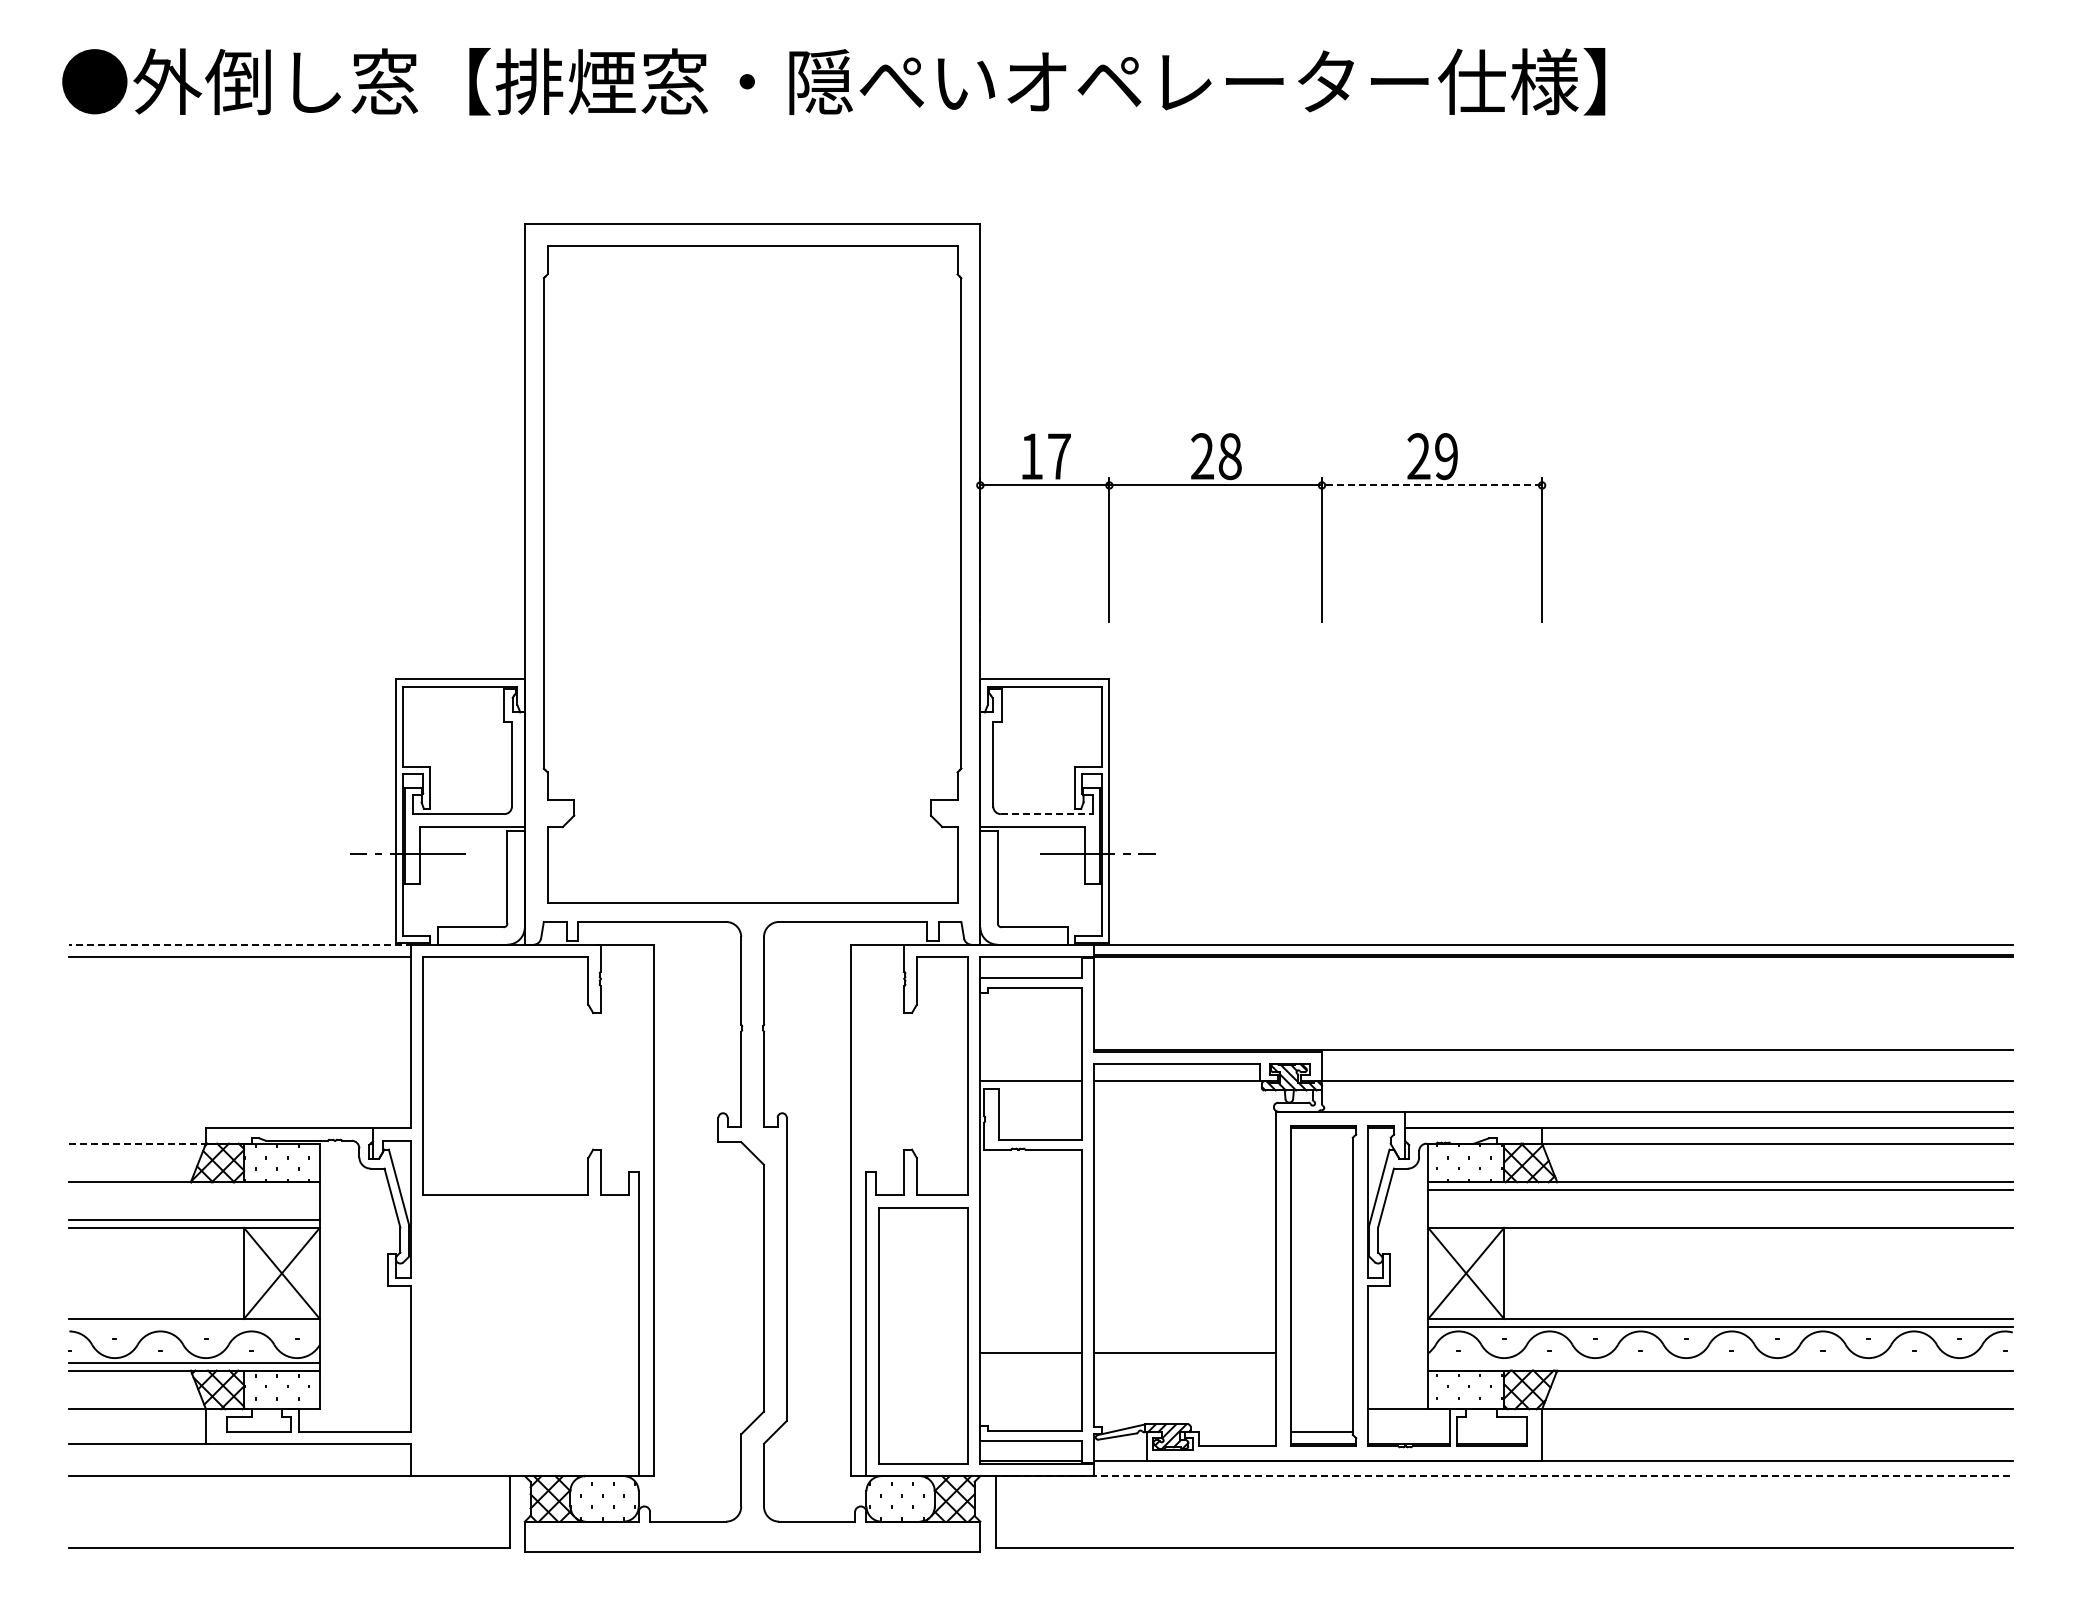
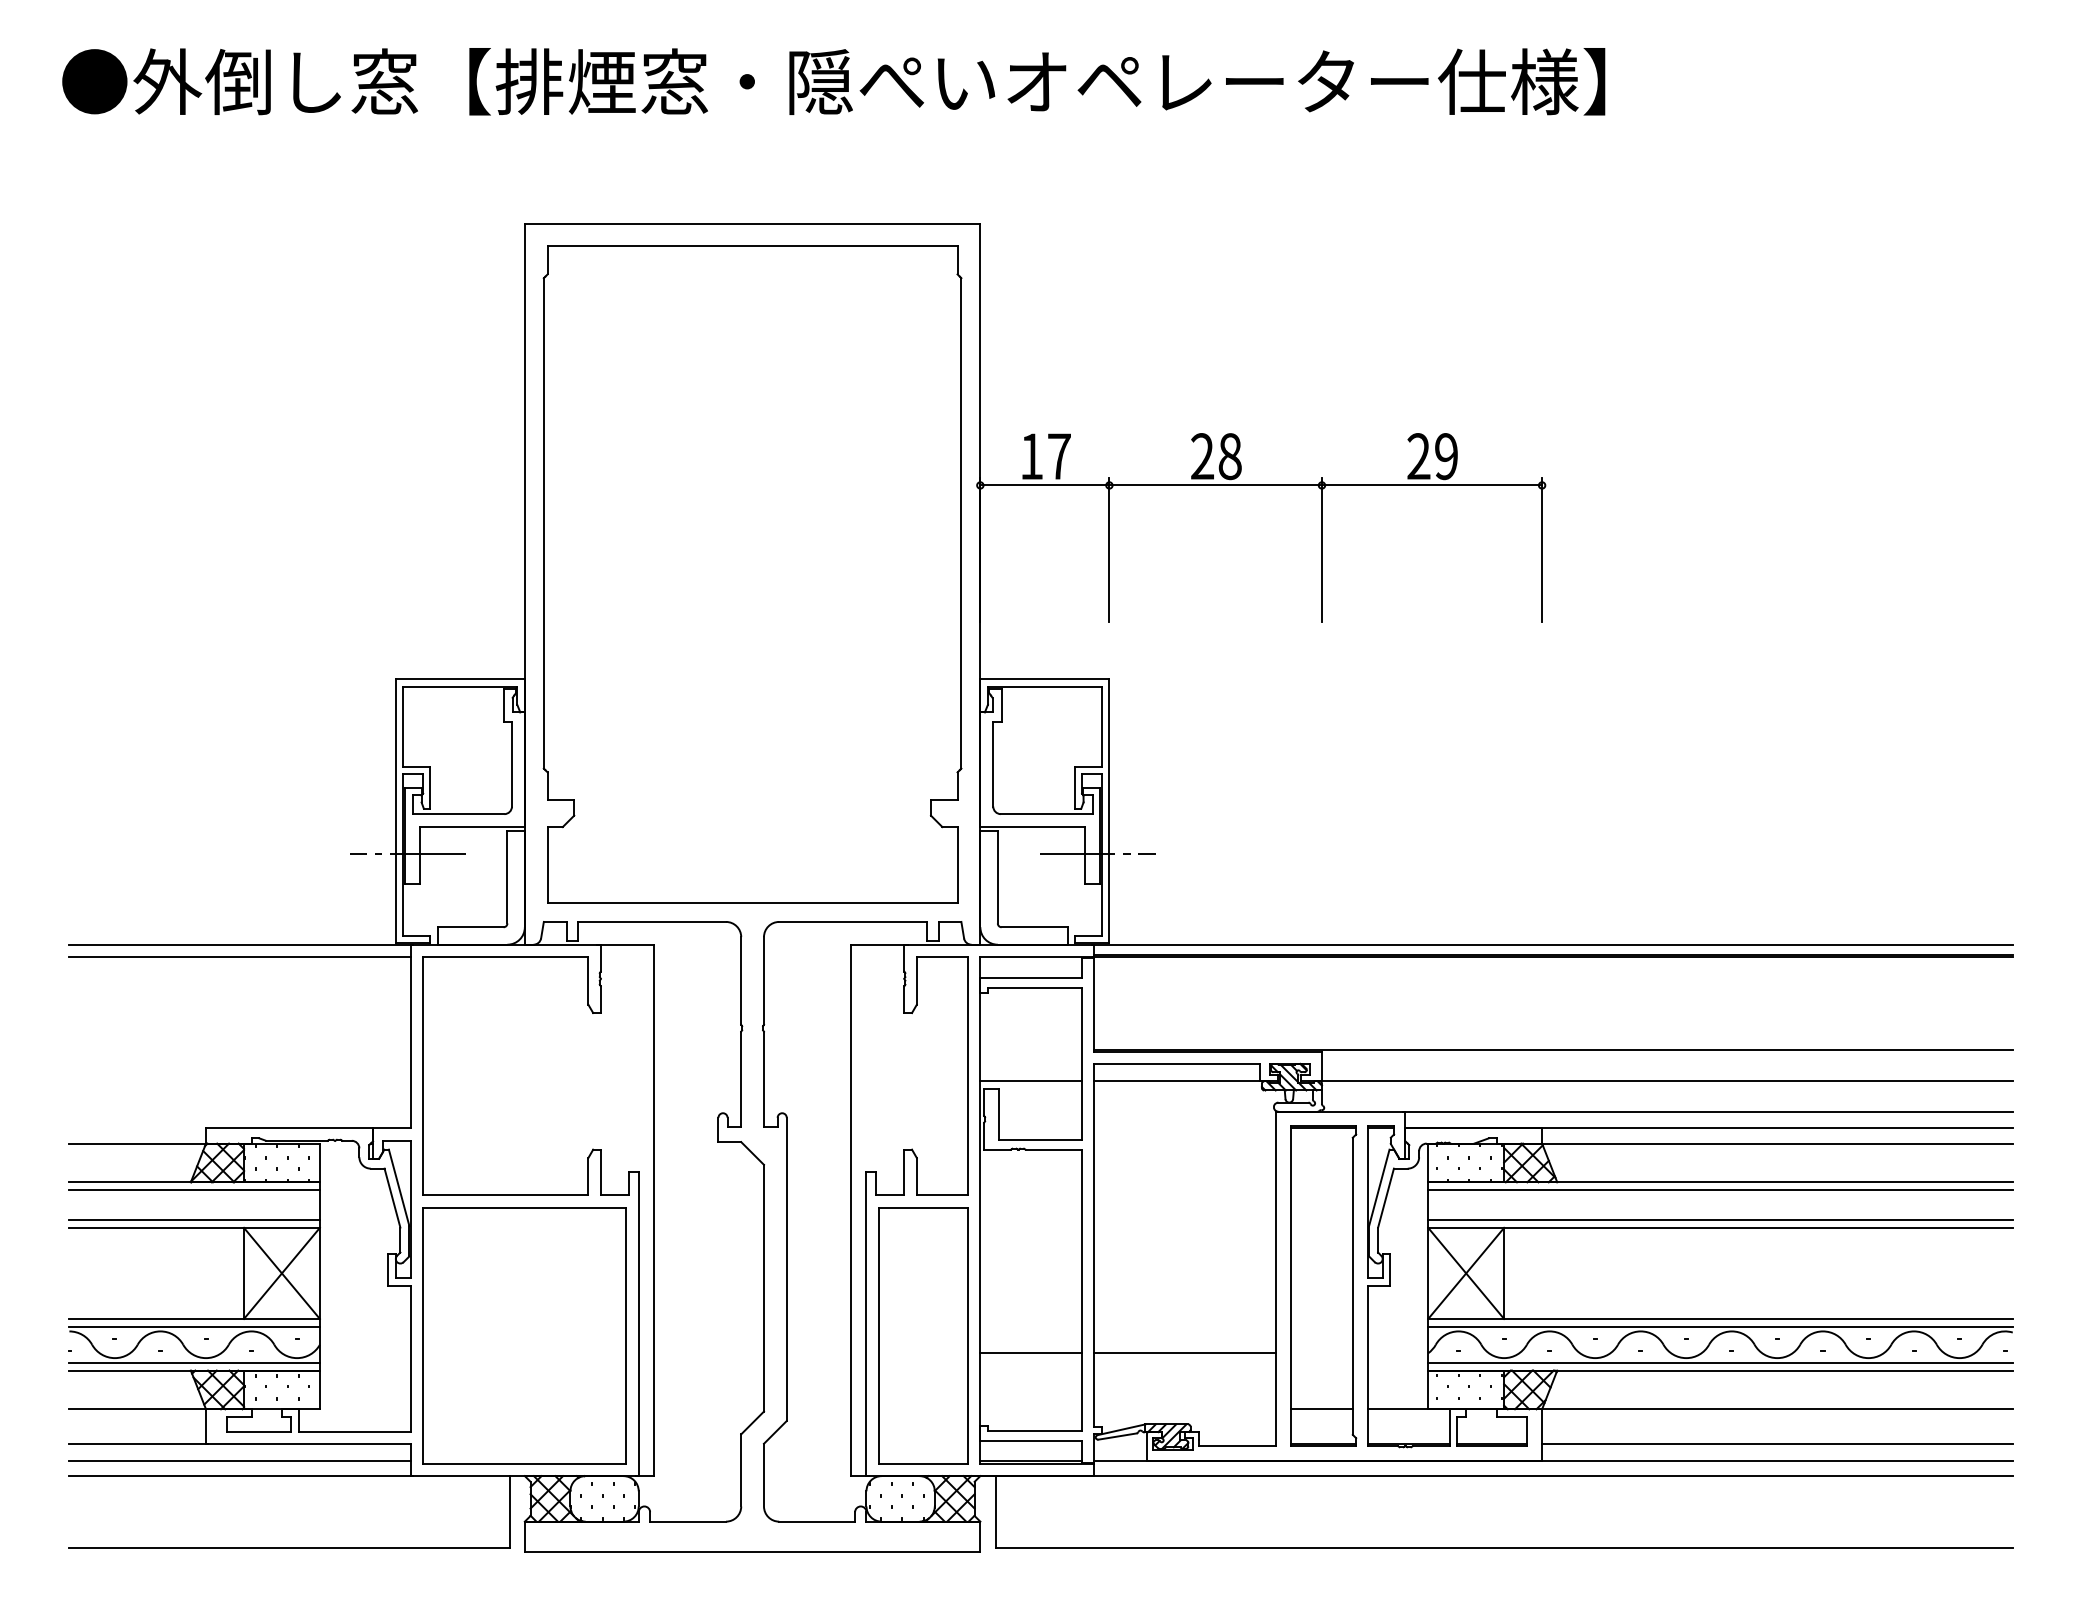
line: dashed -> solid (1431, 485)
line: dashed -> solid (1046, 814)
line: dashed -> solid (241, 944)
line: dashed -> solid (139, 1143)
line: none -> present (194, 1189)
line: none -> present (1720, 1220)
line: none -> present (194, 1326)
part: none -> present (524, 1335)
line: none -> present (1720, 1363)
line position: (1321, 1432) -> (1321, 1409) (1321, 1409)
line: none -> present (1777, 1444)
line: none -> present (240, 1460)
line: dashed -> solid (1497, 1476)
